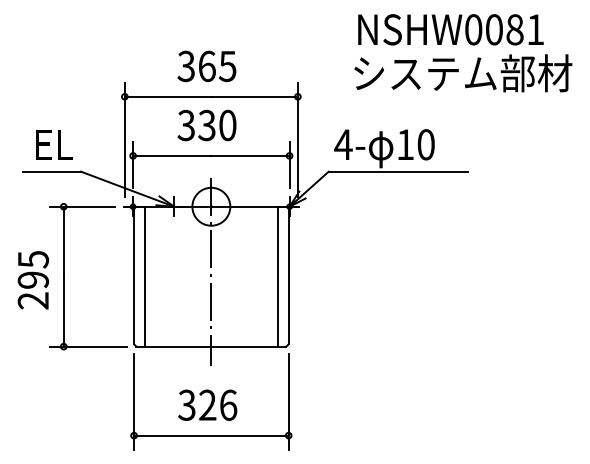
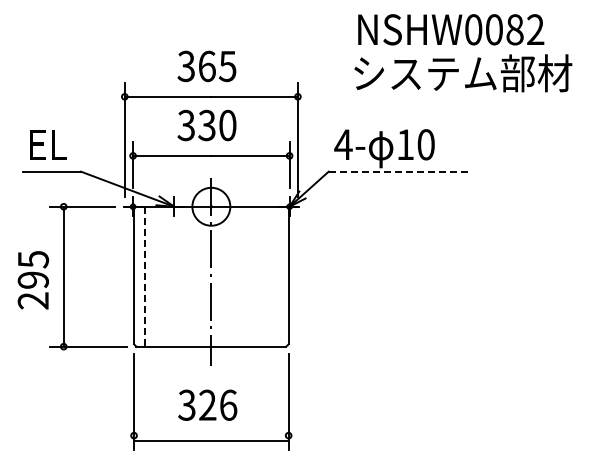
text: NSHW0081 -> NSHW0082 (535, 29)
text position: (54, 144) -> (48, 144) (48, 144)
line: solid -> dashed (398, 171)
line: solid -> dashed (145, 276)
line: present -> none (277, 276)
line position: (211, 435) -> (211, 440) (211, 440)
